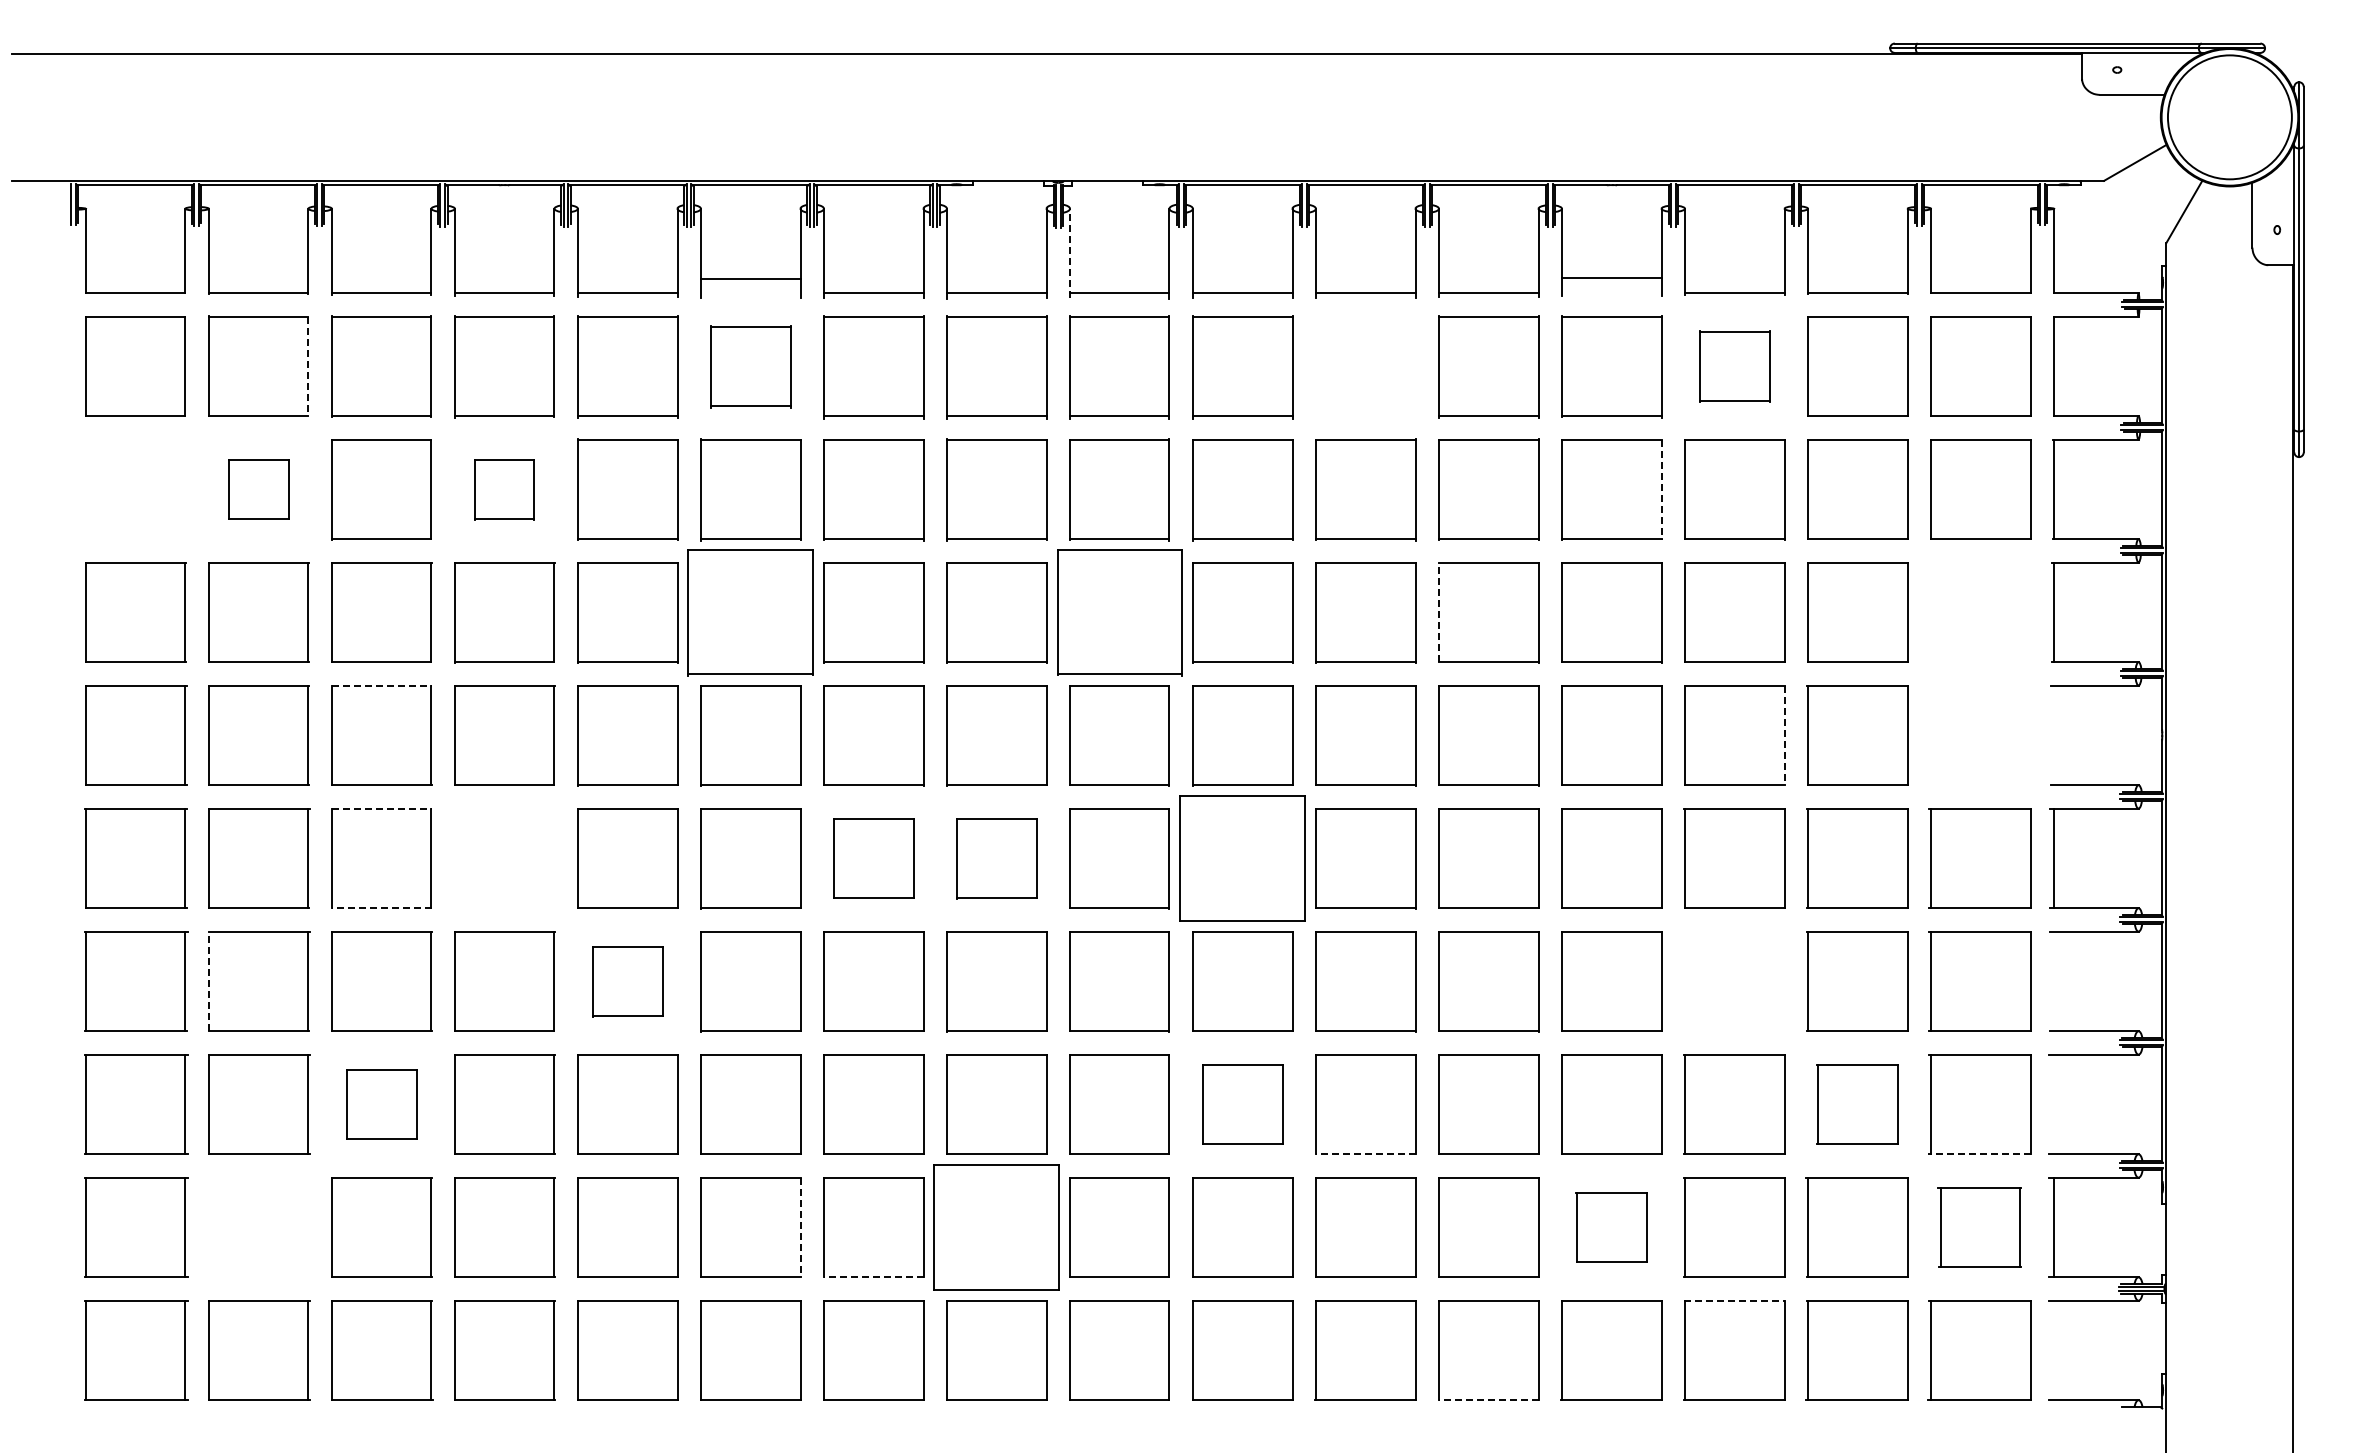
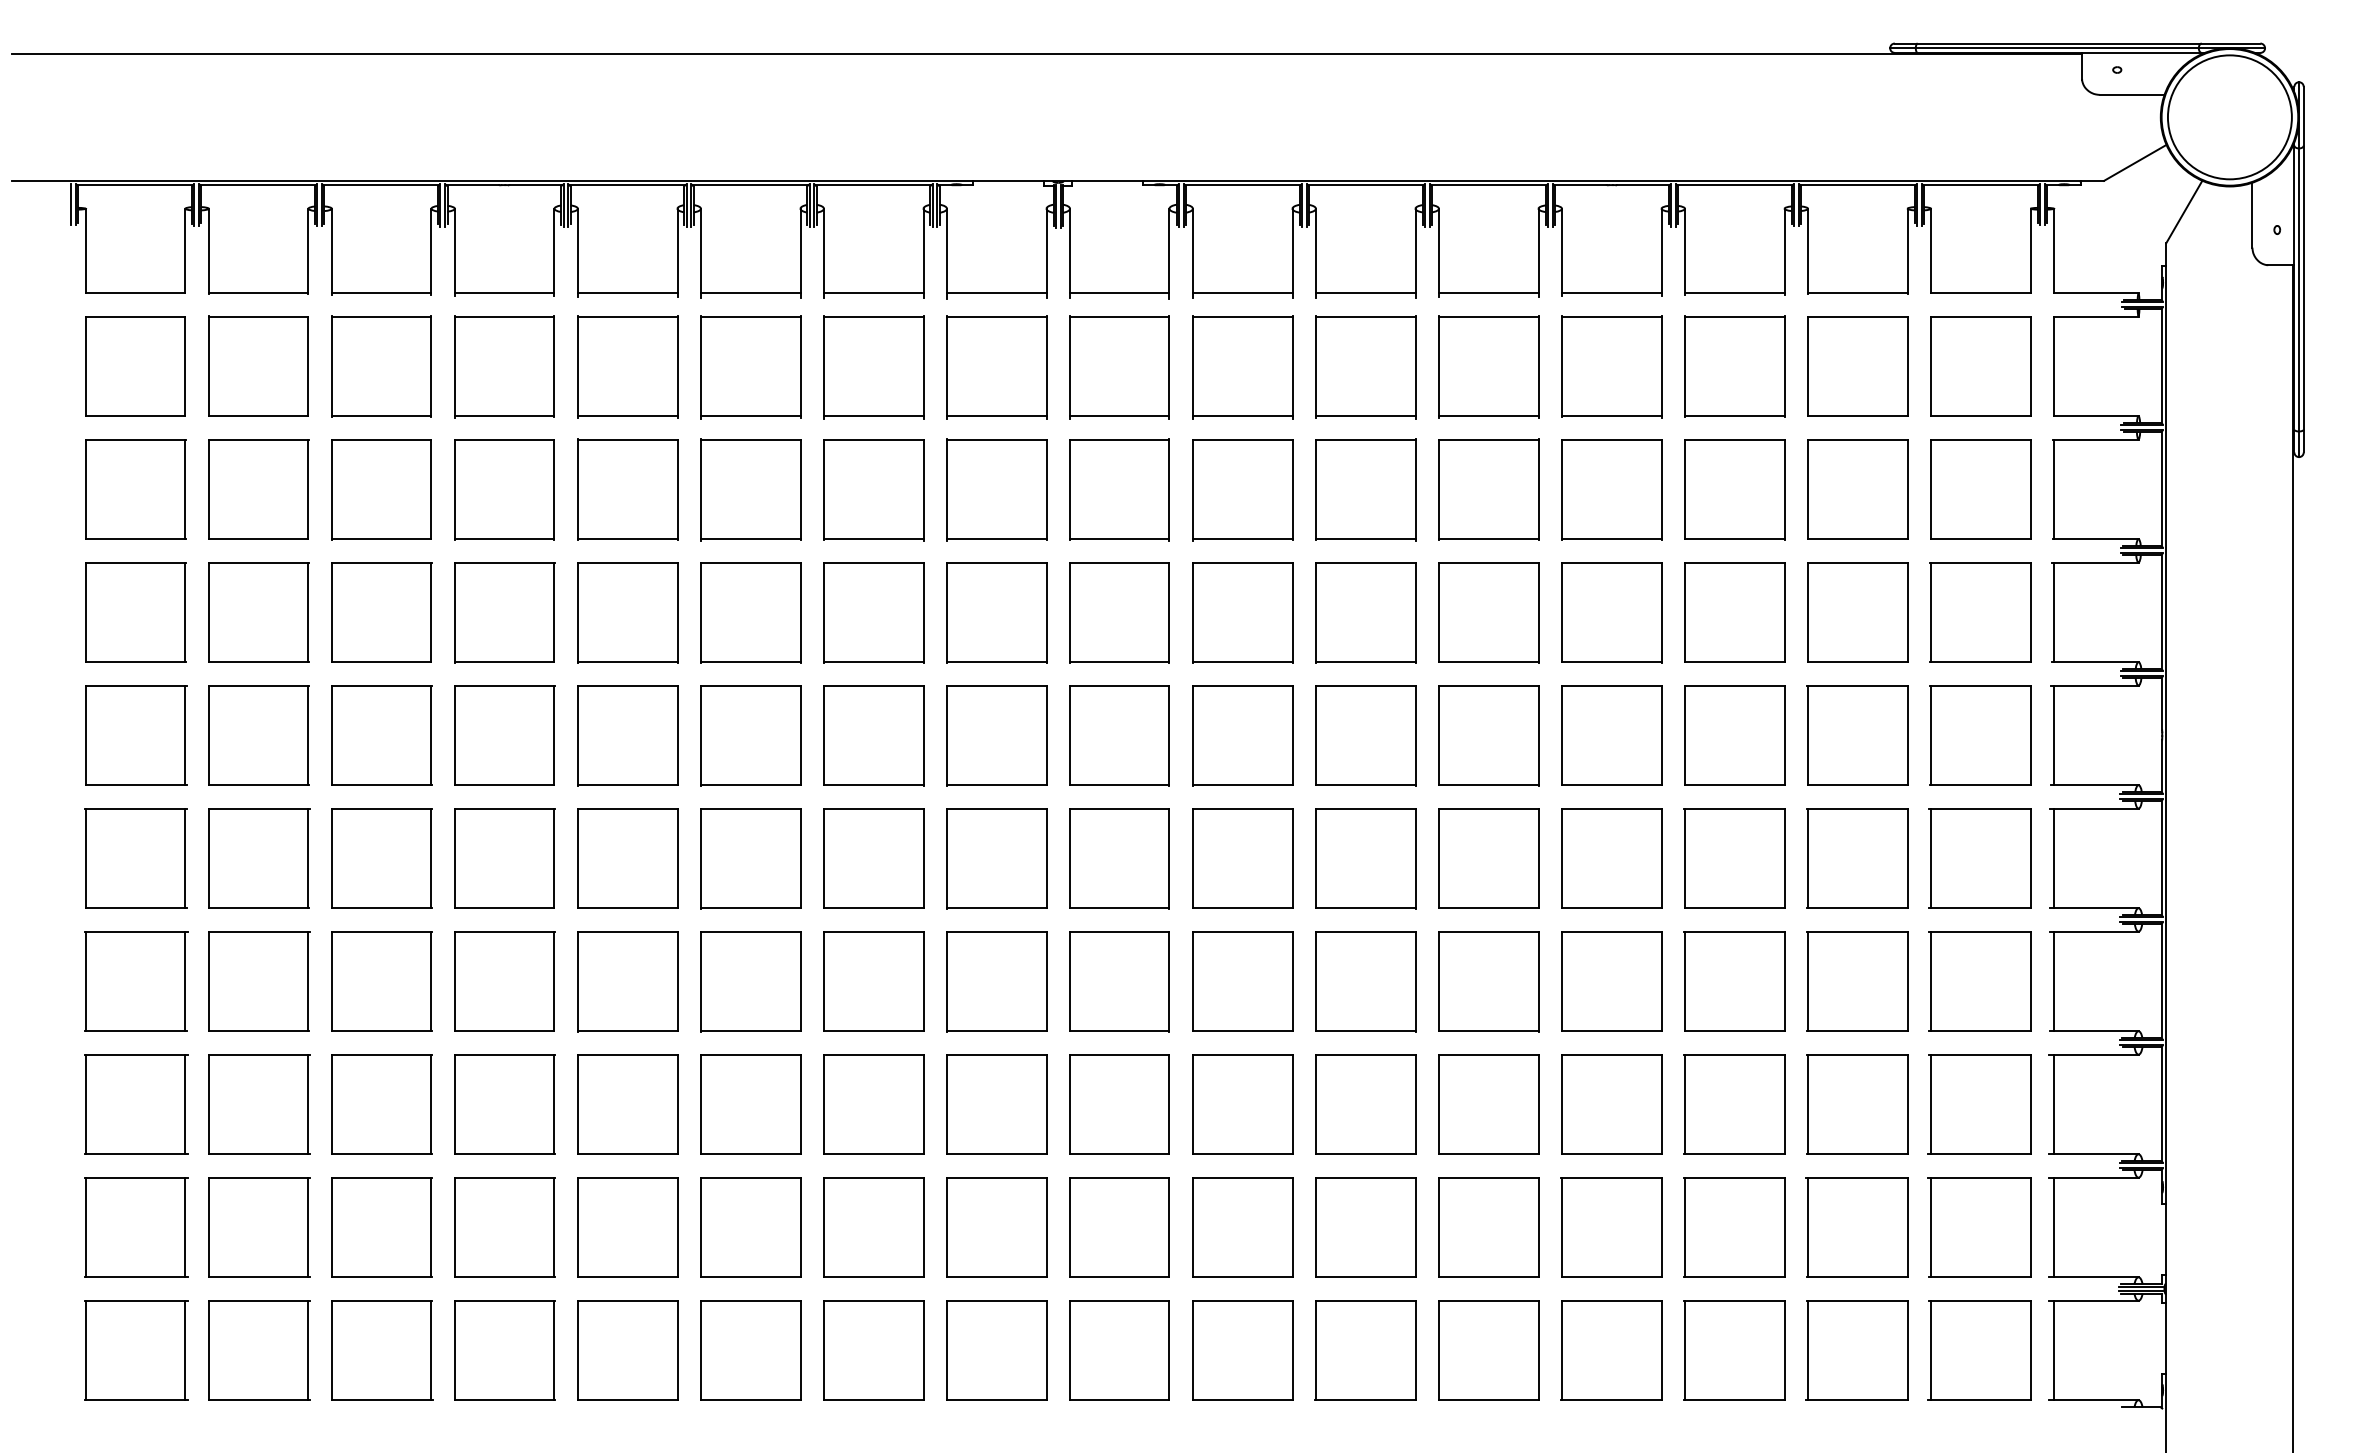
line: dashed -> solid (1070, 253)
line position: (1611, 278) -> (1611, 293) (1611, 293)
line position: (750, 279) -> (750, 293) (750, 293)
line: dashed -> solid (308, 366)
part size: 82x84 px -> 102x105 px (750, 367)
part size: 72x73 px -> 102x103 px (1734, 366)
part: none -> present (1365, 367)
part: none -> present (135, 489)
part size: 62x61 px -> 102x101 px (258, 489)
part size: 61x62 px -> 101x102 px (504, 489)
line: dashed -> solid (1661, 490)
part size: 127x128 px -> 102x102 px (750, 612)
part size: 126x128 px -> 101x102 px (1119, 612)
line: dashed -> solid (1438, 612)
part: none -> present (1980, 612)
line: dashed -> solid (382, 685)
line: dashed -> solid (1784, 735)
part: none -> present (1980, 735)
line: none -> present (2054, 735)
line: dashed -> solid (382, 808)
part: none -> present (504, 858)
part size: 82x81 px -> 102x101 px (873, 858)
part size: 82x82 px -> 102x102 px (996, 858)
part size: 127x127 px -> 102x101 px (1242, 858)
line: dashed -> solid (381, 908)
line: dashed -> solid (208, 981)
part size: 72x72 px -> 102x102 px (627, 981)
part: none -> present (1734, 981)
line: none -> present (2054, 981)
part size: 72x71 px -> 102x101 px (381, 1104)
part size: 82x81 px -> 102x101 px (1242, 1104)
part size: 83x81 px -> 103x101 px (1857, 1104)
line: none -> present (2054, 1104)
line: dashed -> solid (1365, 1154)
line: dashed -> solid (1979, 1154)
part: none -> present (259, 1227)
line: dashed -> solid (800, 1227)
part size: 127x127 px -> 102x101 px (996, 1227)
part size: 73x71 px -> 103x101 px (1611, 1227)
part size: 85x81 px -> 105x101 px (1979, 1227)
line: dashed -> solid (873, 1277)
line: dashed -> solid (1735, 1300)
line: none -> present (2054, 1350)
line: dashed -> solid (1488, 1400)
